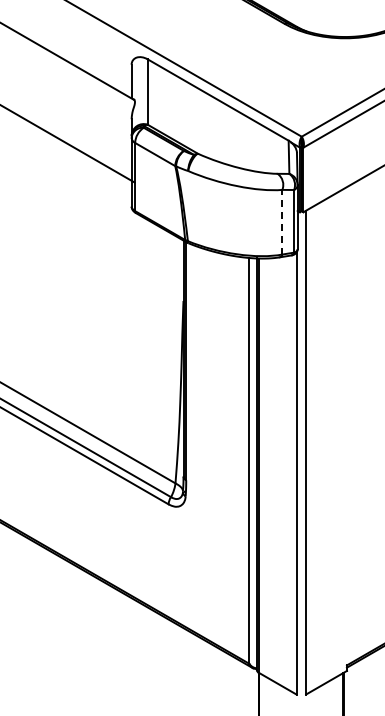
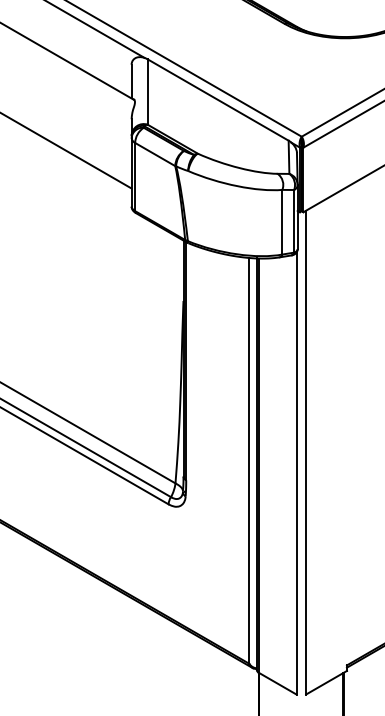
line: none -> present (96, 29)
line position: (68, 144) -> (66, 151) (66, 151)
line: dashed -> solid (282, 221)
